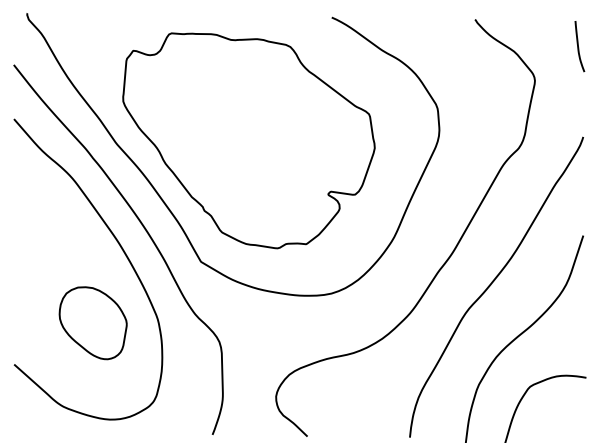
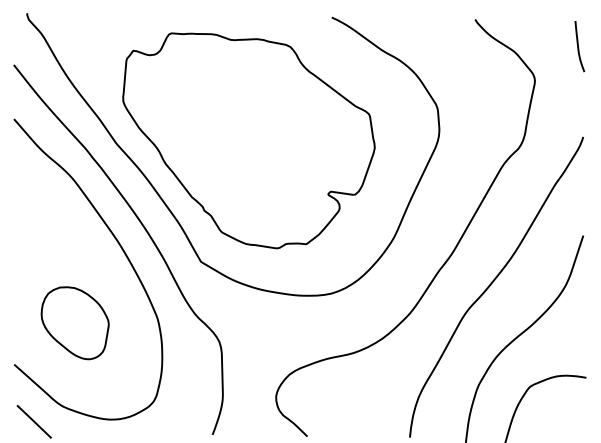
part position: (92, 323) -> (74, 323) (74, 323)
line: none -> present (33, 421)
